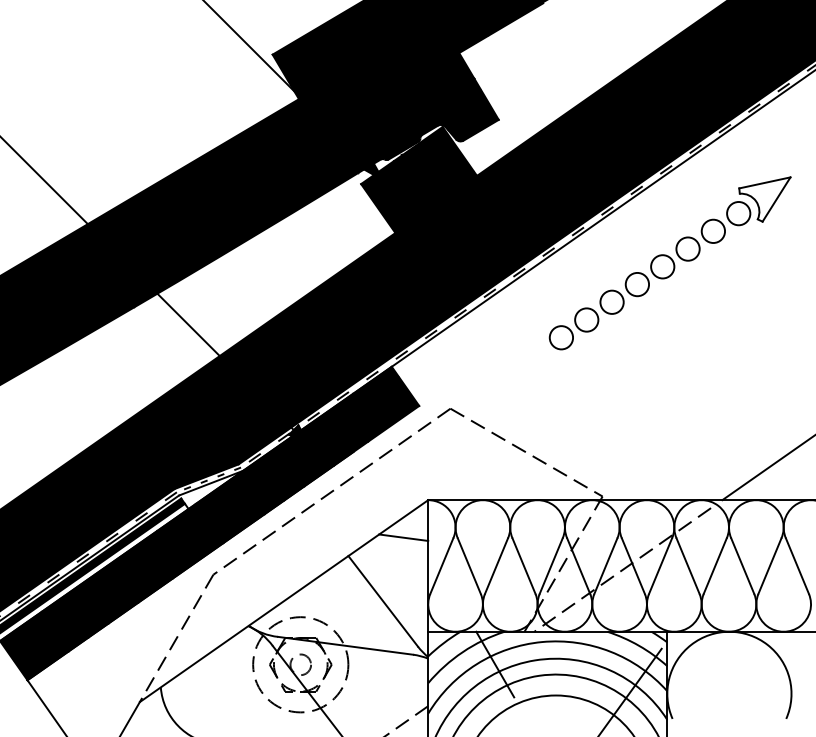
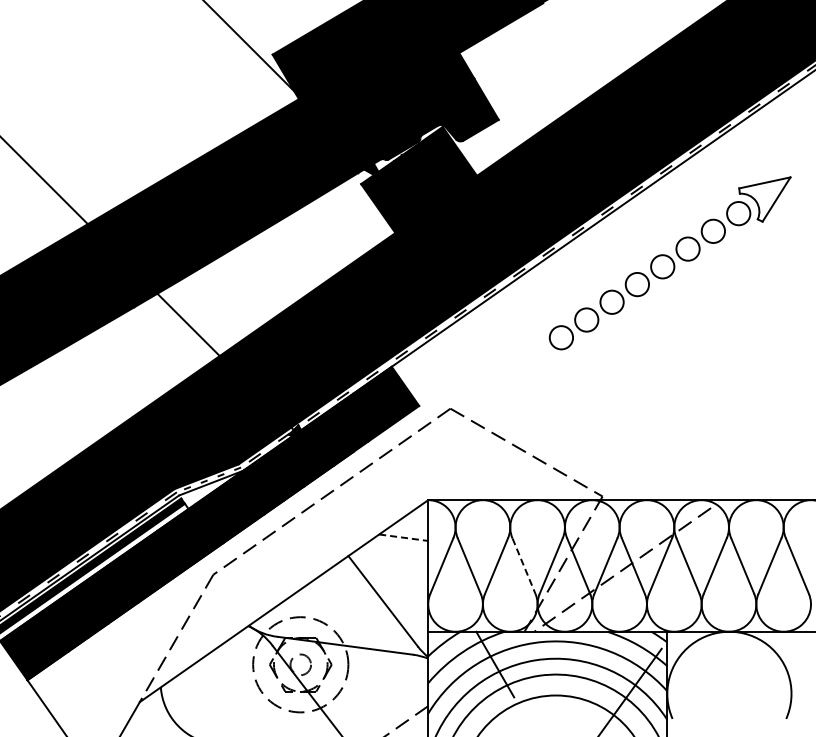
line: present -> none (767, 468)
line: solid -> dashed (403, 537)
line: solid -> dashed (524, 566)
